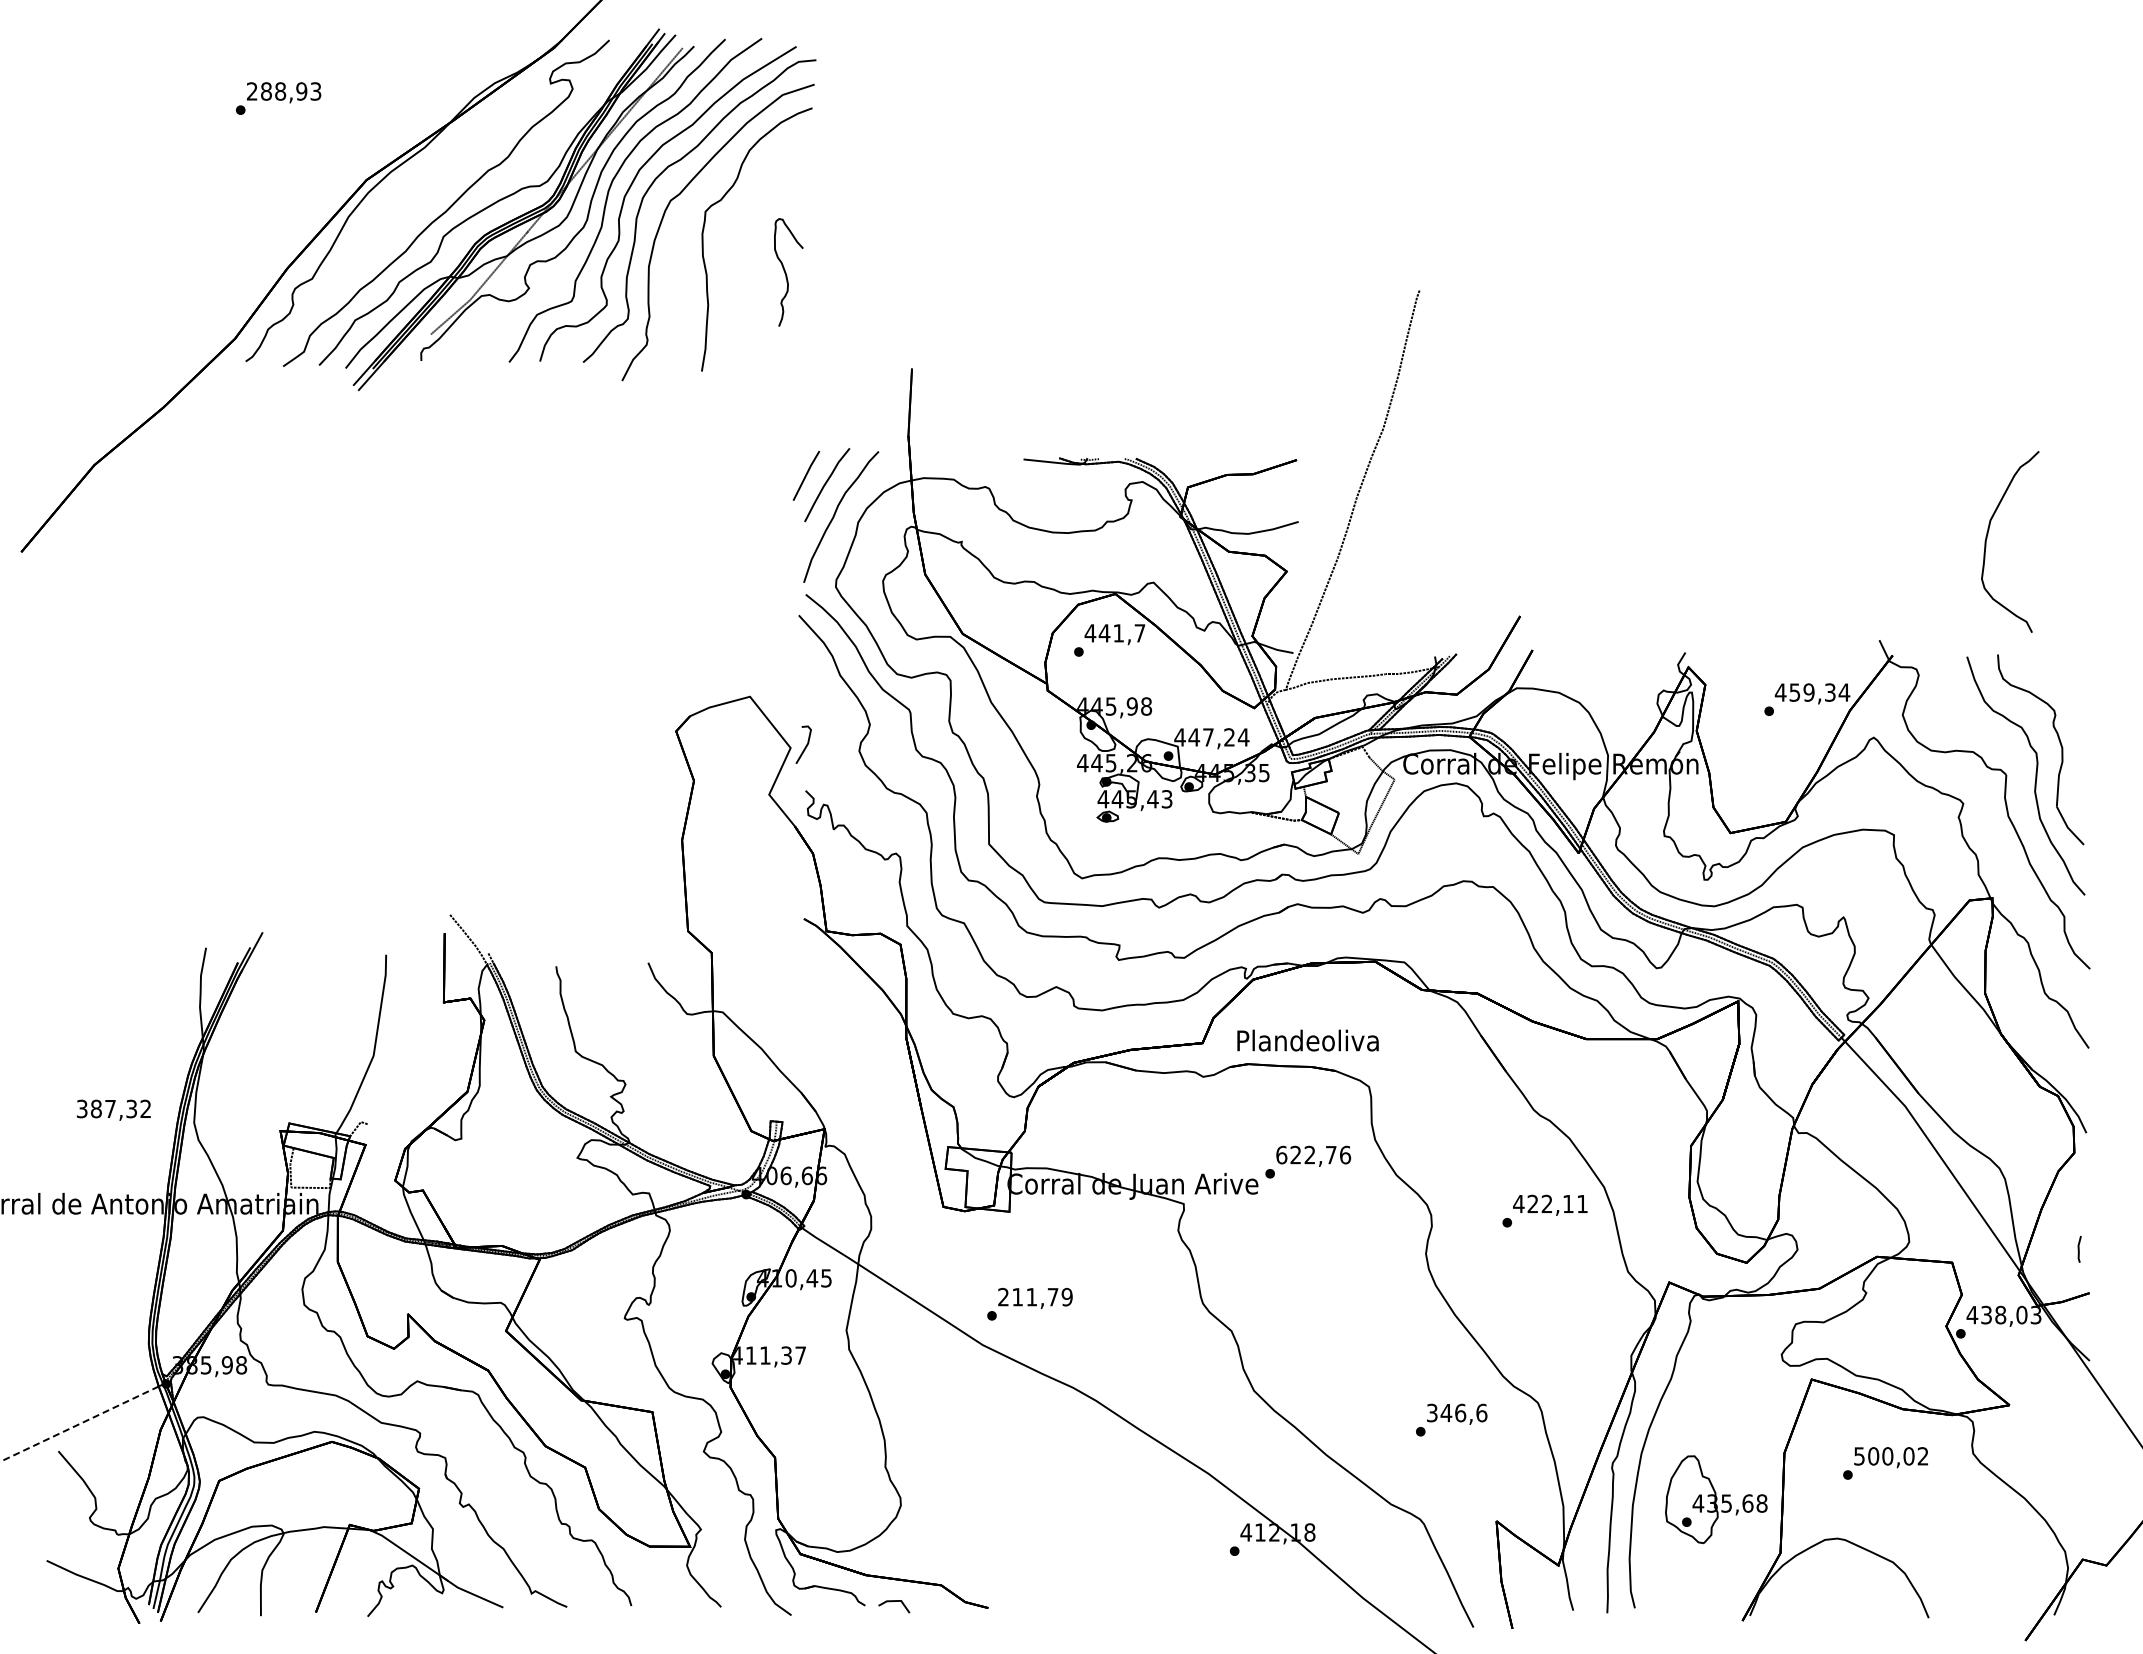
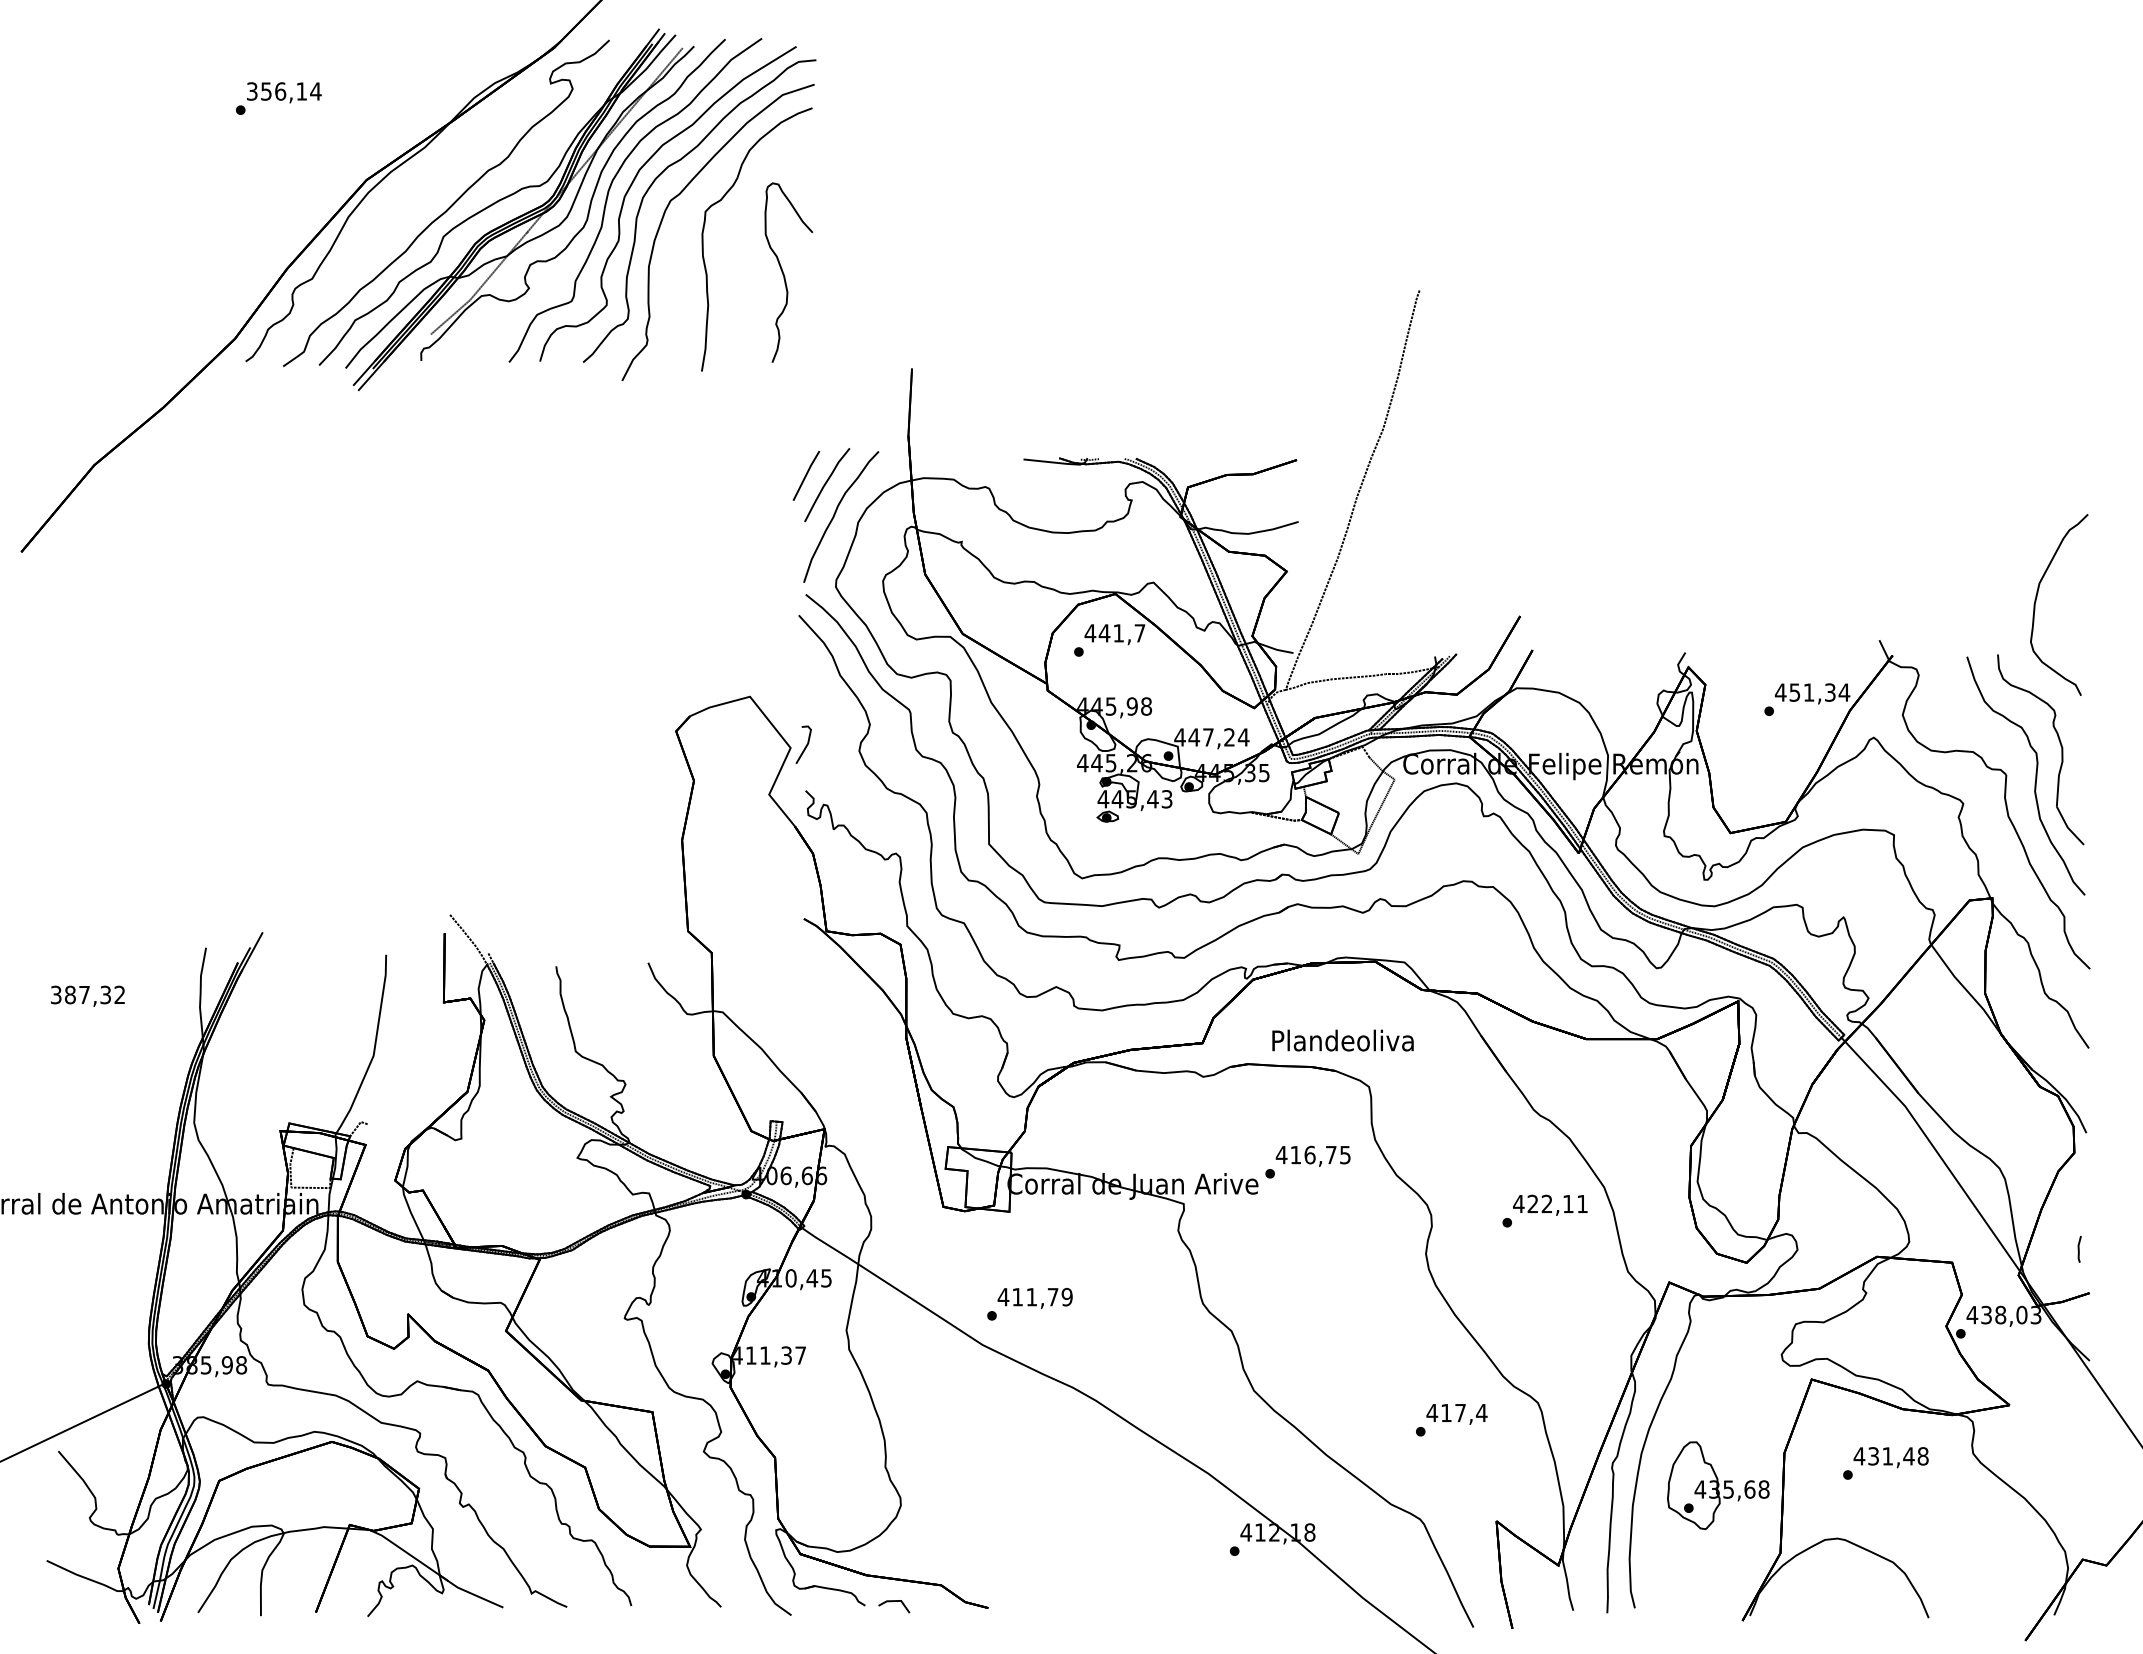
text: 288,93 -> 356,14 (284, 91)
part size: 30x109 px -> 50x181 px (788, 272)
curve position: (1988, 534) -> (2037, 597) (2037, 597)
text: 459,34 -> 451,34 (1808, 692)
text position: (1307, 1040) -> (1342, 1040) (1342, 1040)
text position: (113, 1109) -> (87, 995) (87, 995)
text: 622,76 -> 416,75 (1313, 1154)
text: 211,79 -> 411,79 (1003, 1296)
text: 346,6 -> 417,4 (1456, 1412)
line: dashed -> solid (79, 1424)
text: 500,02 -> 431,48 (1890, 1456)
part position: (1716, 1499) -> (1718, 1485) (1718, 1485)
